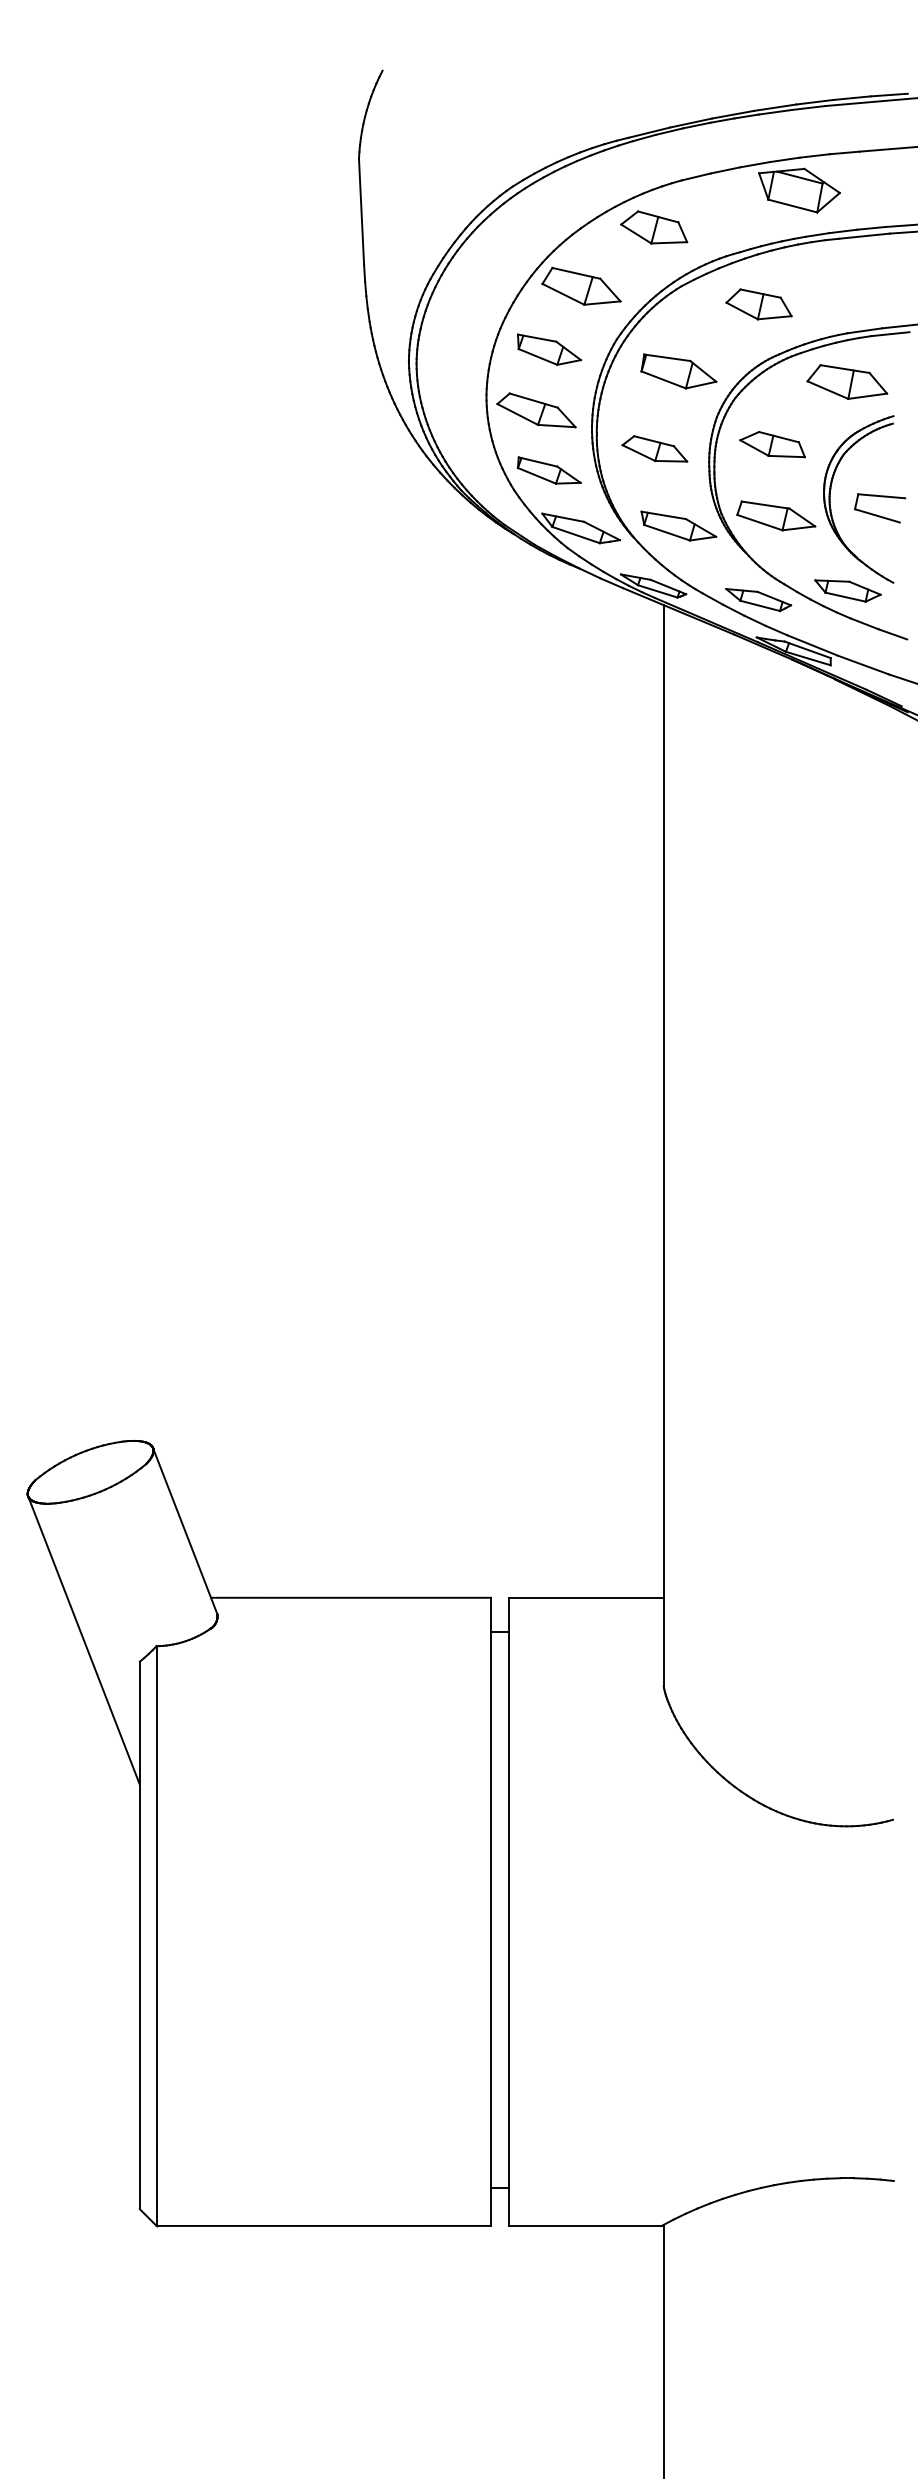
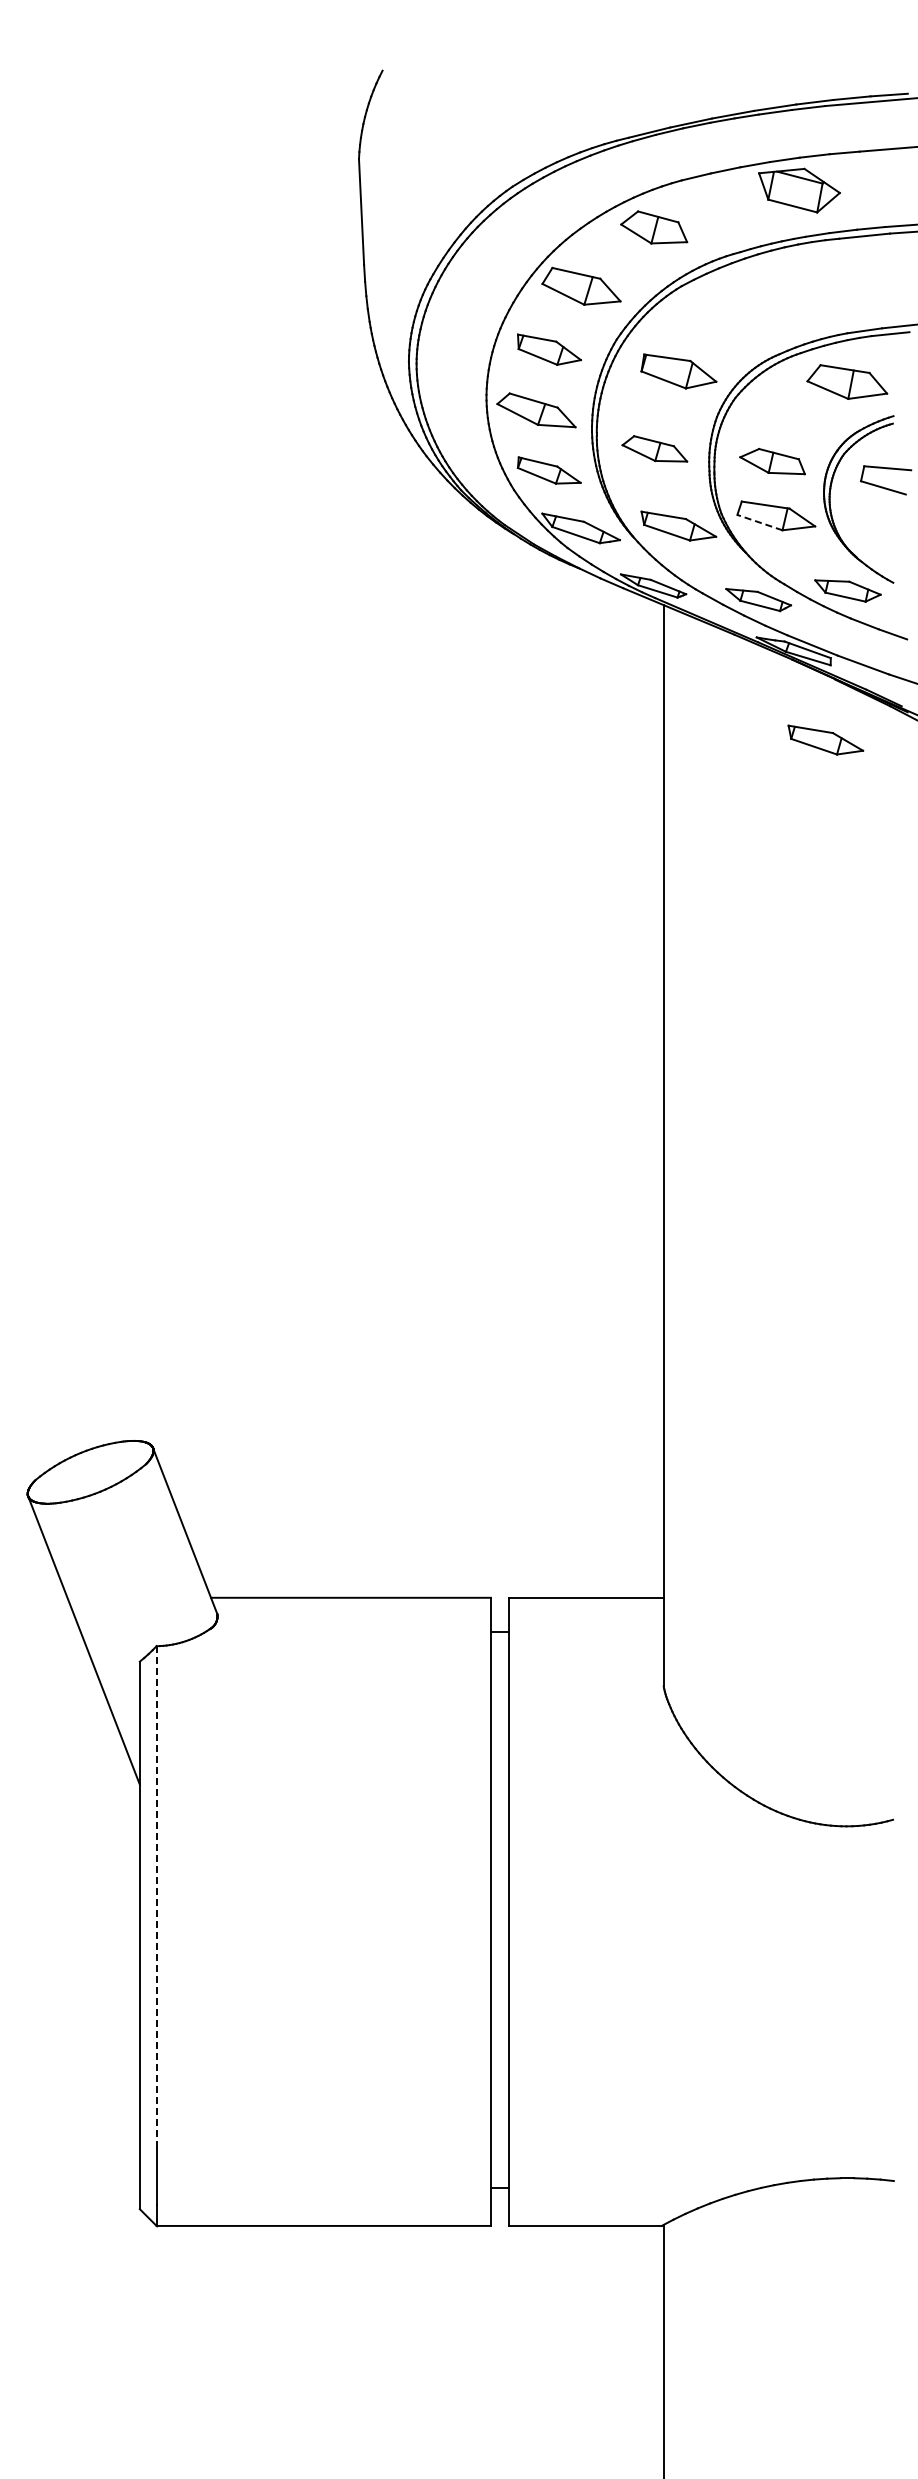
part: present -> none (758, 304)
part position: (772, 444) -> (772, 461) (772, 461)
part position: (877, 514) -> (883, 486) (883, 486)
line: solid -> dashed (759, 522)
part: none -> present (825, 739)
line: solid -> dashed (156, 1896)
